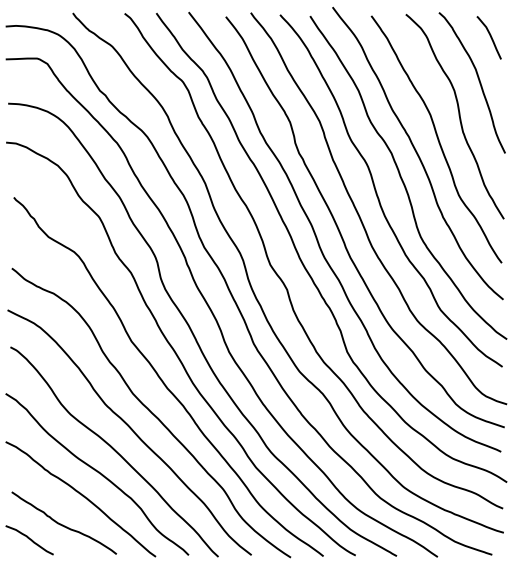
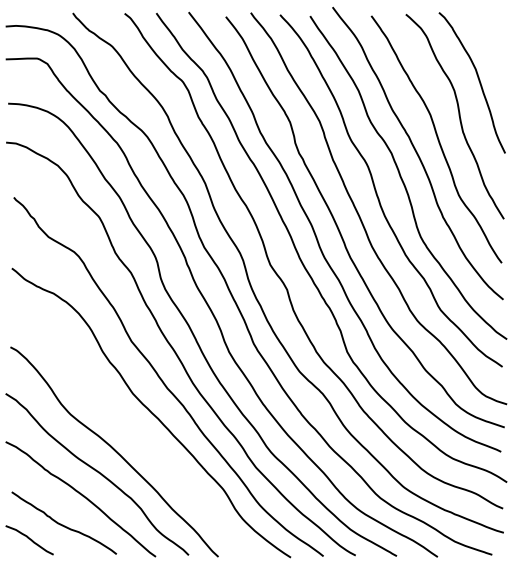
curve: present -> none (490, 37)
curve: present -> none (131, 430)
